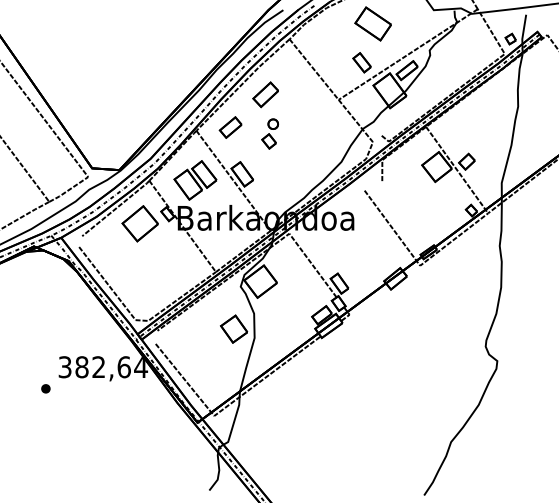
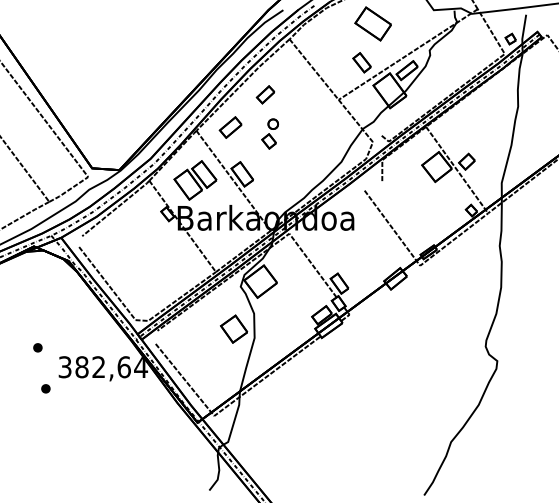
part size: 27x28 px -> 21x20 px (265, 94)
part: present -> none (139, 223)
part: none -> present (37, 347)
